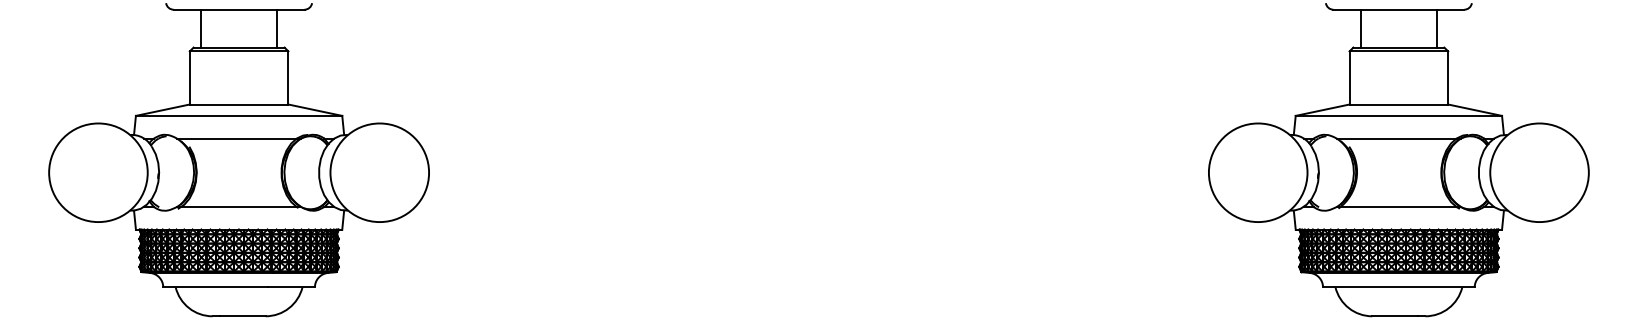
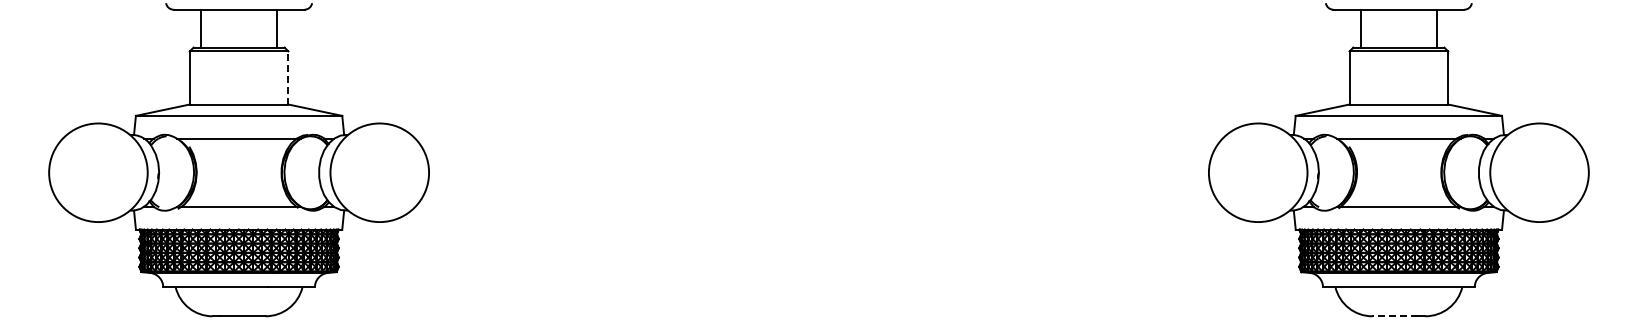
line: solid -> dashed (288, 77)
line: solid -> dashed (1394, 316)
